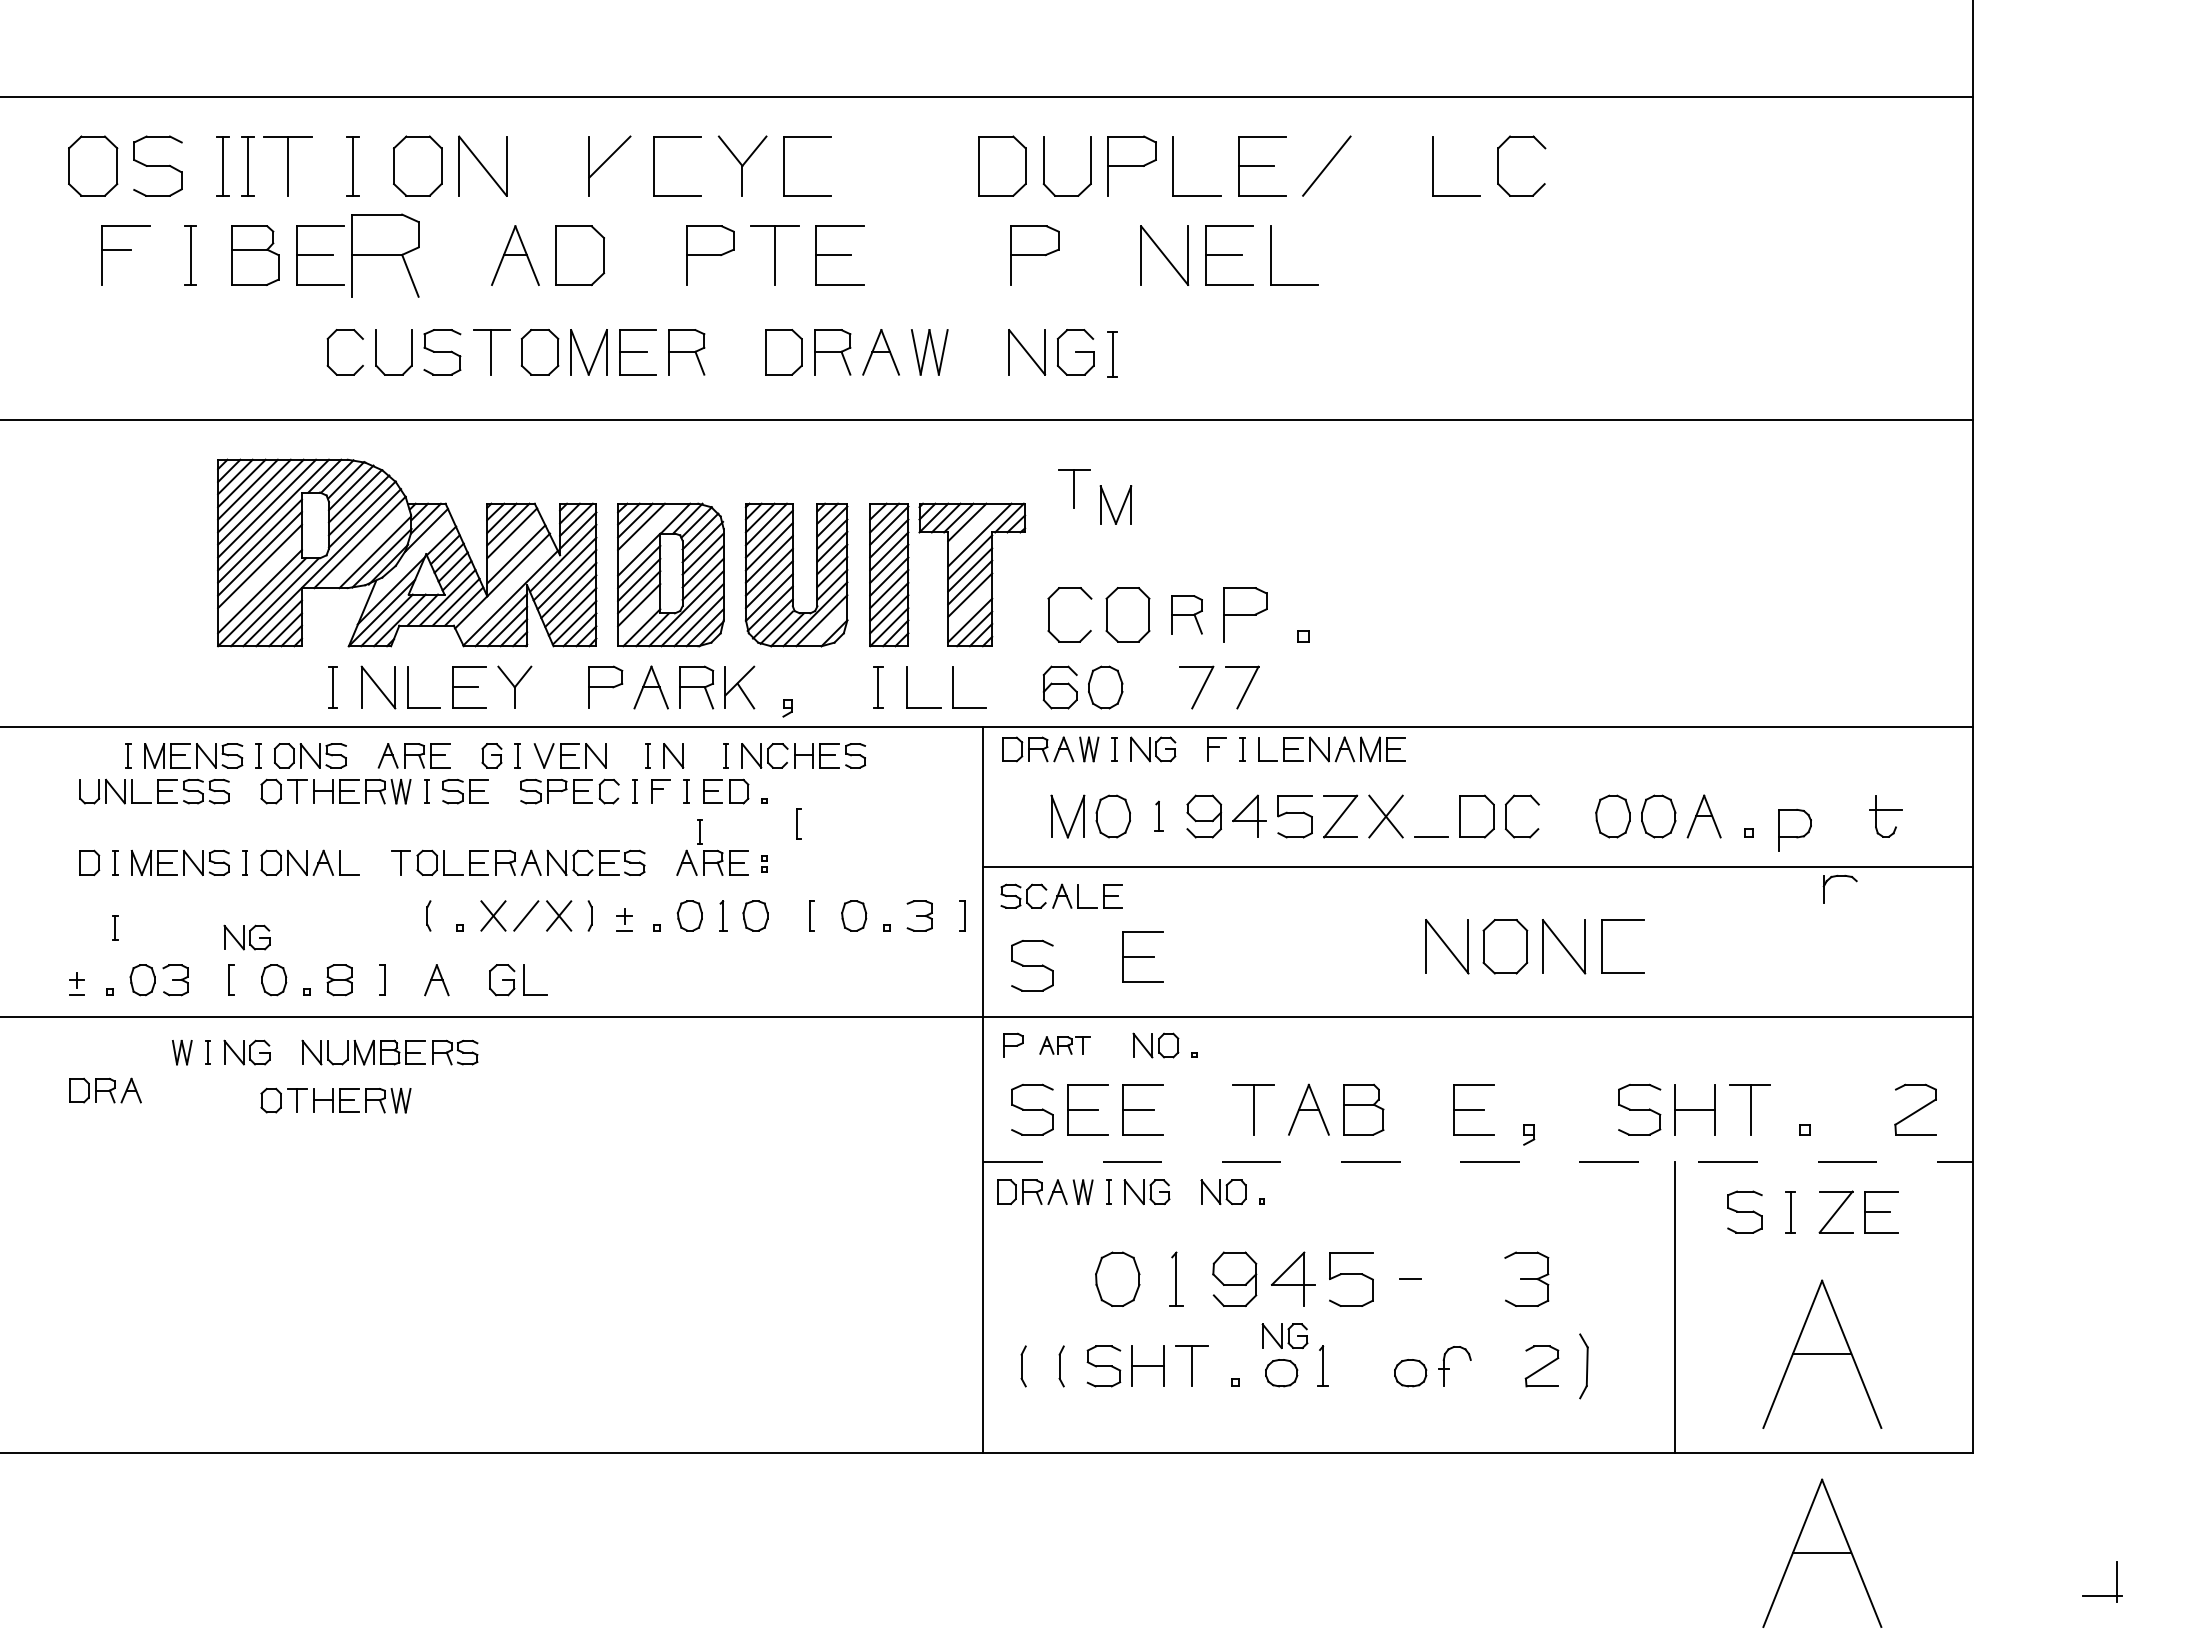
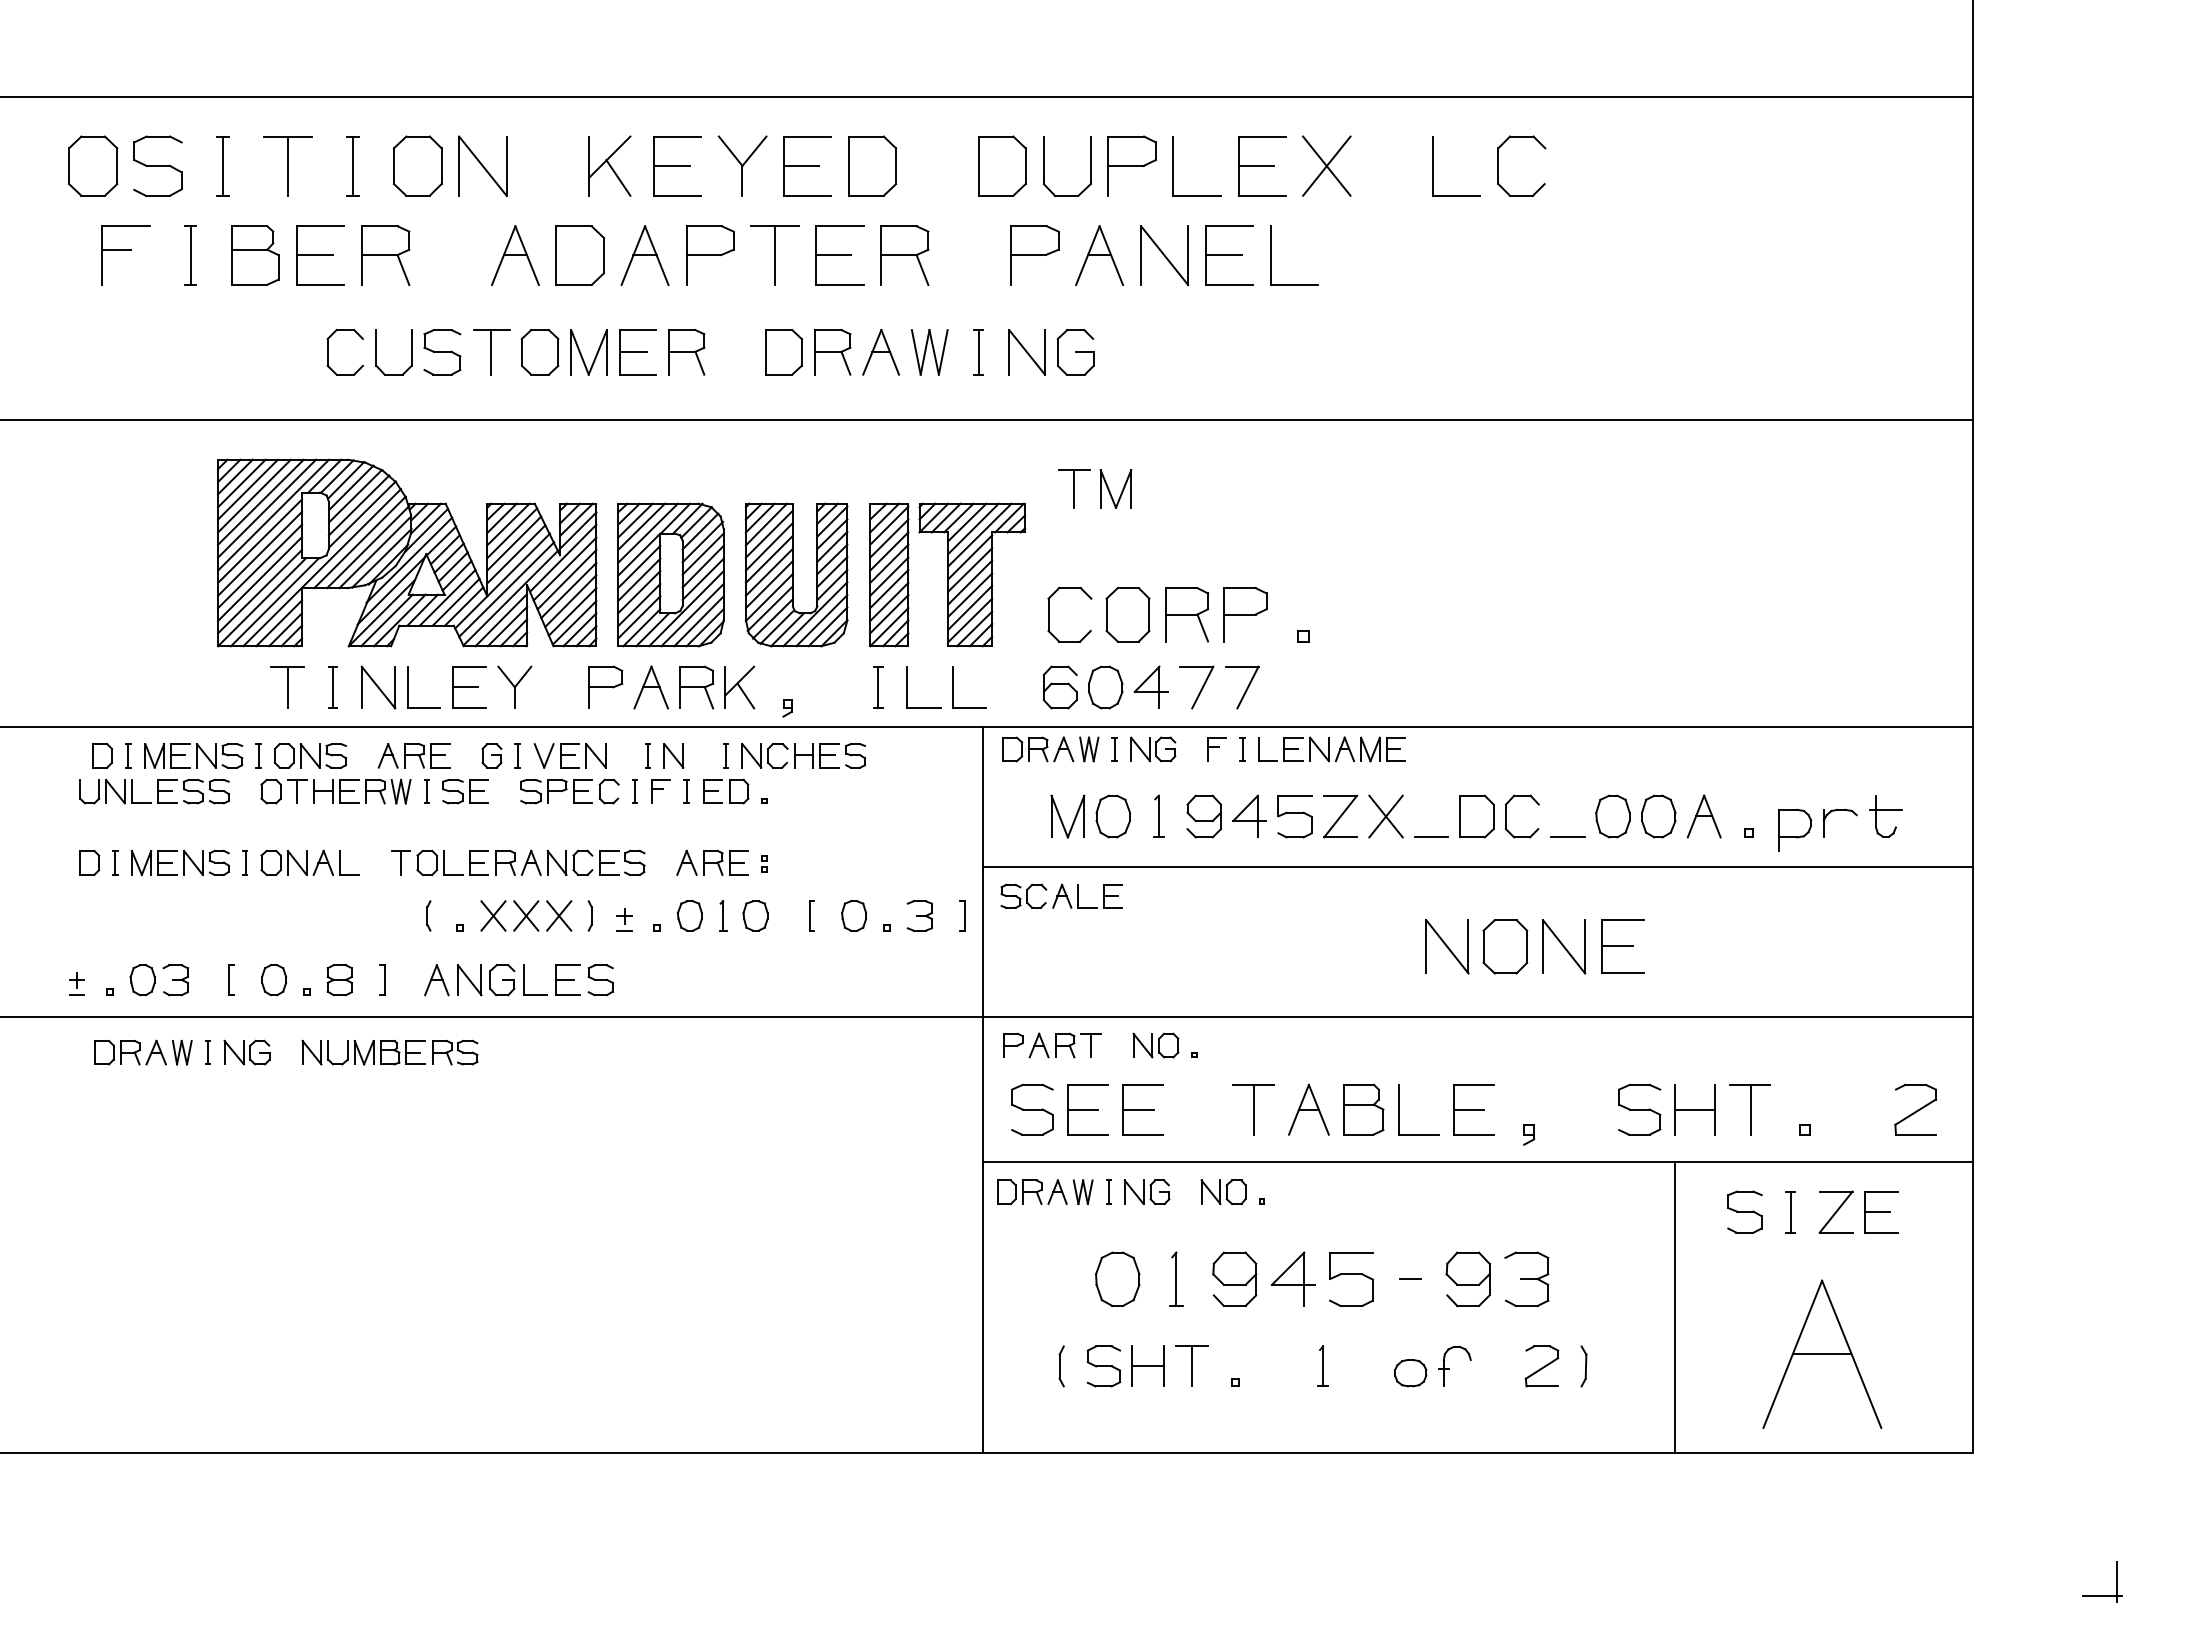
line: none -> present (671, 165)
line: none -> present (801, 165)
part: none -> present (872, 165)
line: none -> present (1326, 165)
part: present -> none (247, 166)
line: none -> present (618, 177)
part size: 69x85 px -> 50x61 px (385, 255)
part: none -> present (644, 255)
part: none -> present (904, 255)
part: none -> present (1099, 255)
part position: (1112, 354) -> (978, 352) (978, 352)
part position: (1115, 504) -> (1115, 488) (1115, 488)
line: none -> present (973, 528)
line: none -> present (647, 532)
line: none -> present (514, 543)
line: none -> present (368, 547)
line: none -> present (409, 559)
line: none -> present (259, 578)
line: none -> present (506, 589)
line: none -> present (970, 607)
part size: 32x40 px -> 45x56 px (1187, 614)
line: none -> present (639, 617)
line: none -> present (827, 626)
part: none -> present (1150, 686)
part: none -> present (287, 687)
part: none -> present (102, 755)
part size: 10x32 px -> 12x44 px (1158, 815)
part: present -> none (798, 823)
part: present -> none (699, 831)
line: none -> present (1567, 837)
part position: (1835, 877) -> (1835, 811) (1835, 811)
line: none -> present (526, 915)
part: present -> none (115, 927)
part: present -> none (246, 937)
line: none -> present (1617, 946)
part: present -> none (1142, 956)
part: present -> none (1032, 965)
part: none -> present (469, 980)
part: none -> present (584, 980)
part size: 52x19 px -> 74x27 px (1064, 1045)
part position: (105, 1090) -> (130, 1052) (130, 1052)
part: present -> none (335, 1100)
part: none -> present (1399, 1109)
line: dashed -> solid (1478, 1162)
part: none -> present (1467, 1278)
part: present -> none (1284, 1335)
part: present -> none (1023, 1366)
part size: 10x67 px -> 8x43 px (1583, 1366)
part: present -> none (1281, 1373)
part: present -> none (1822, 1552)
